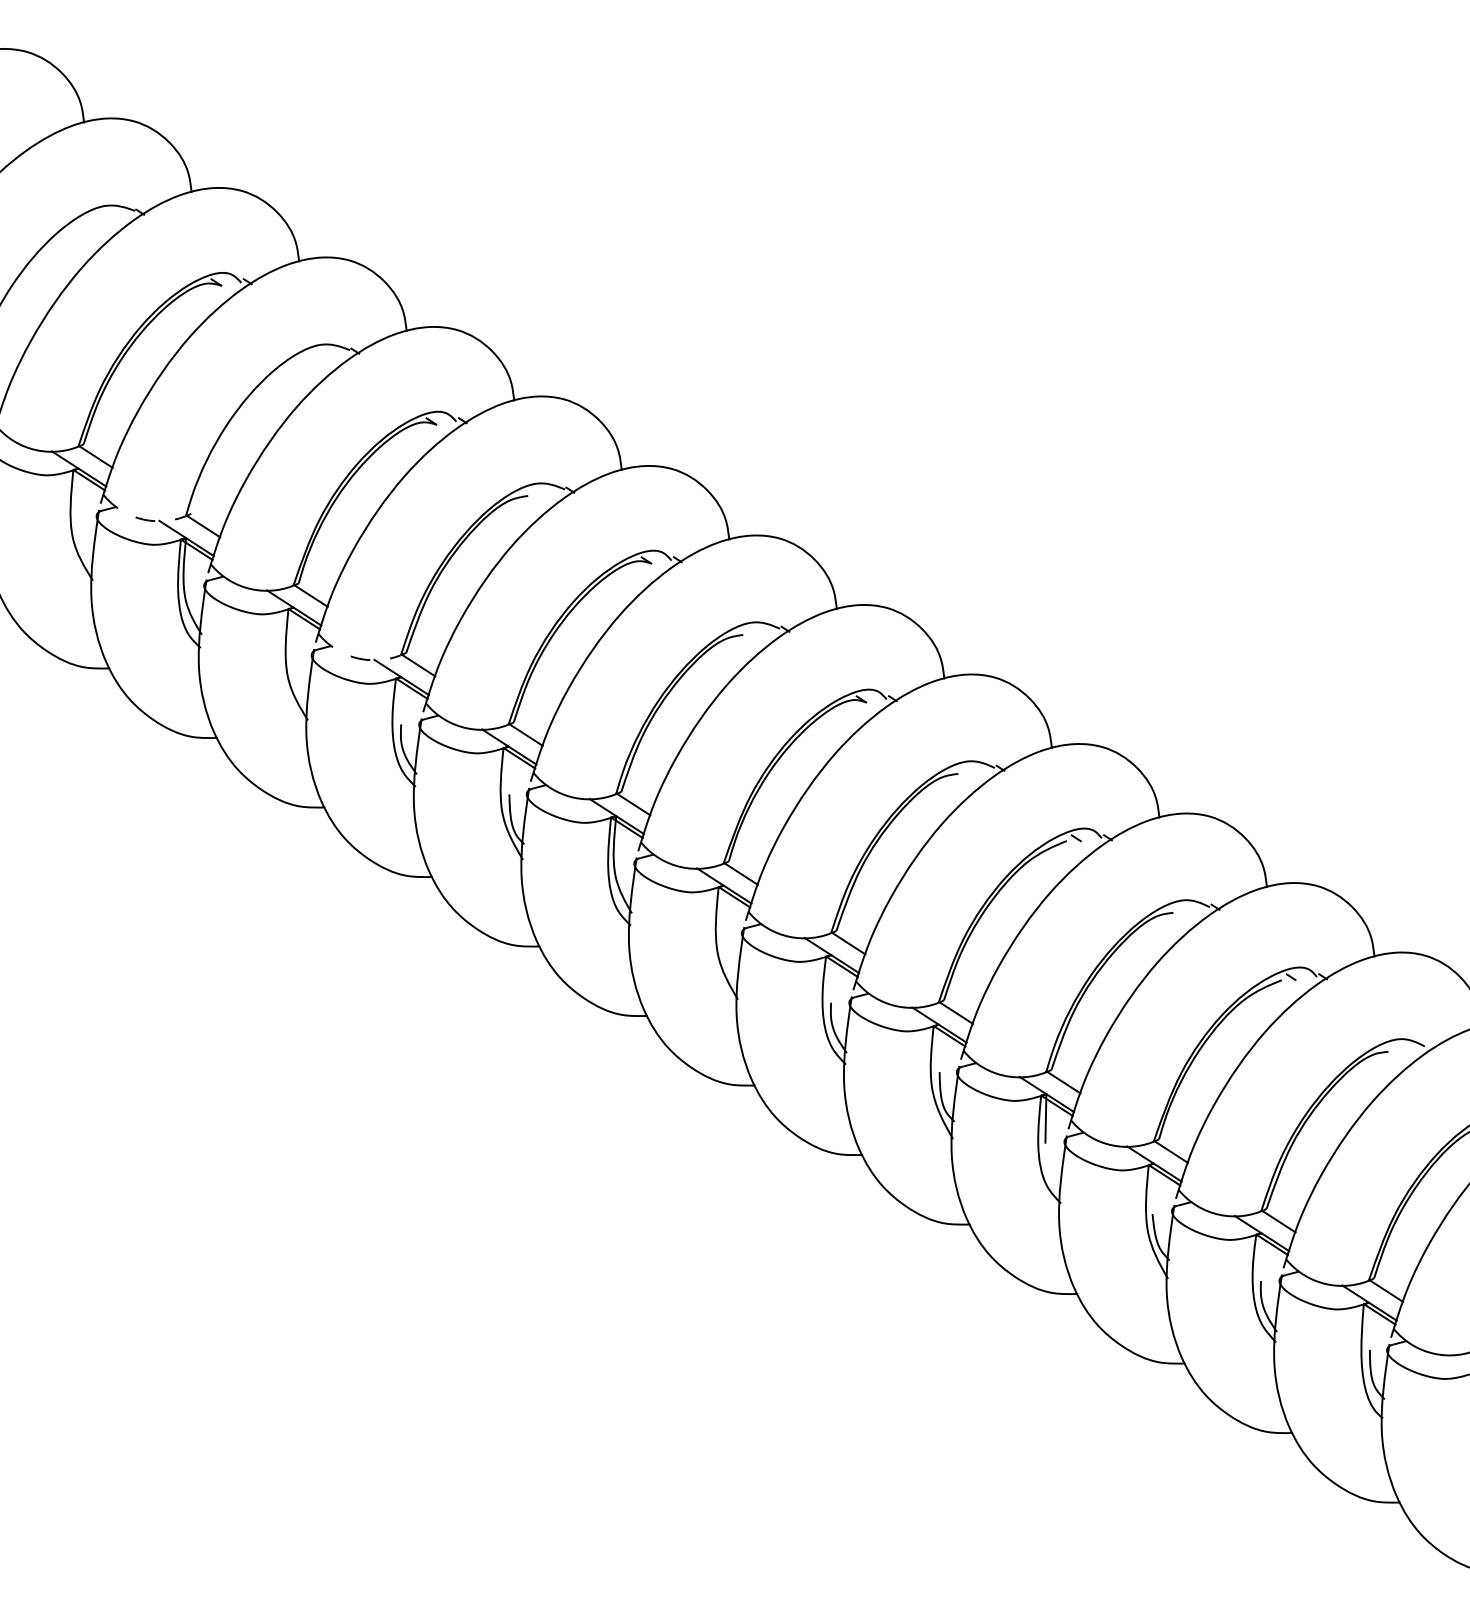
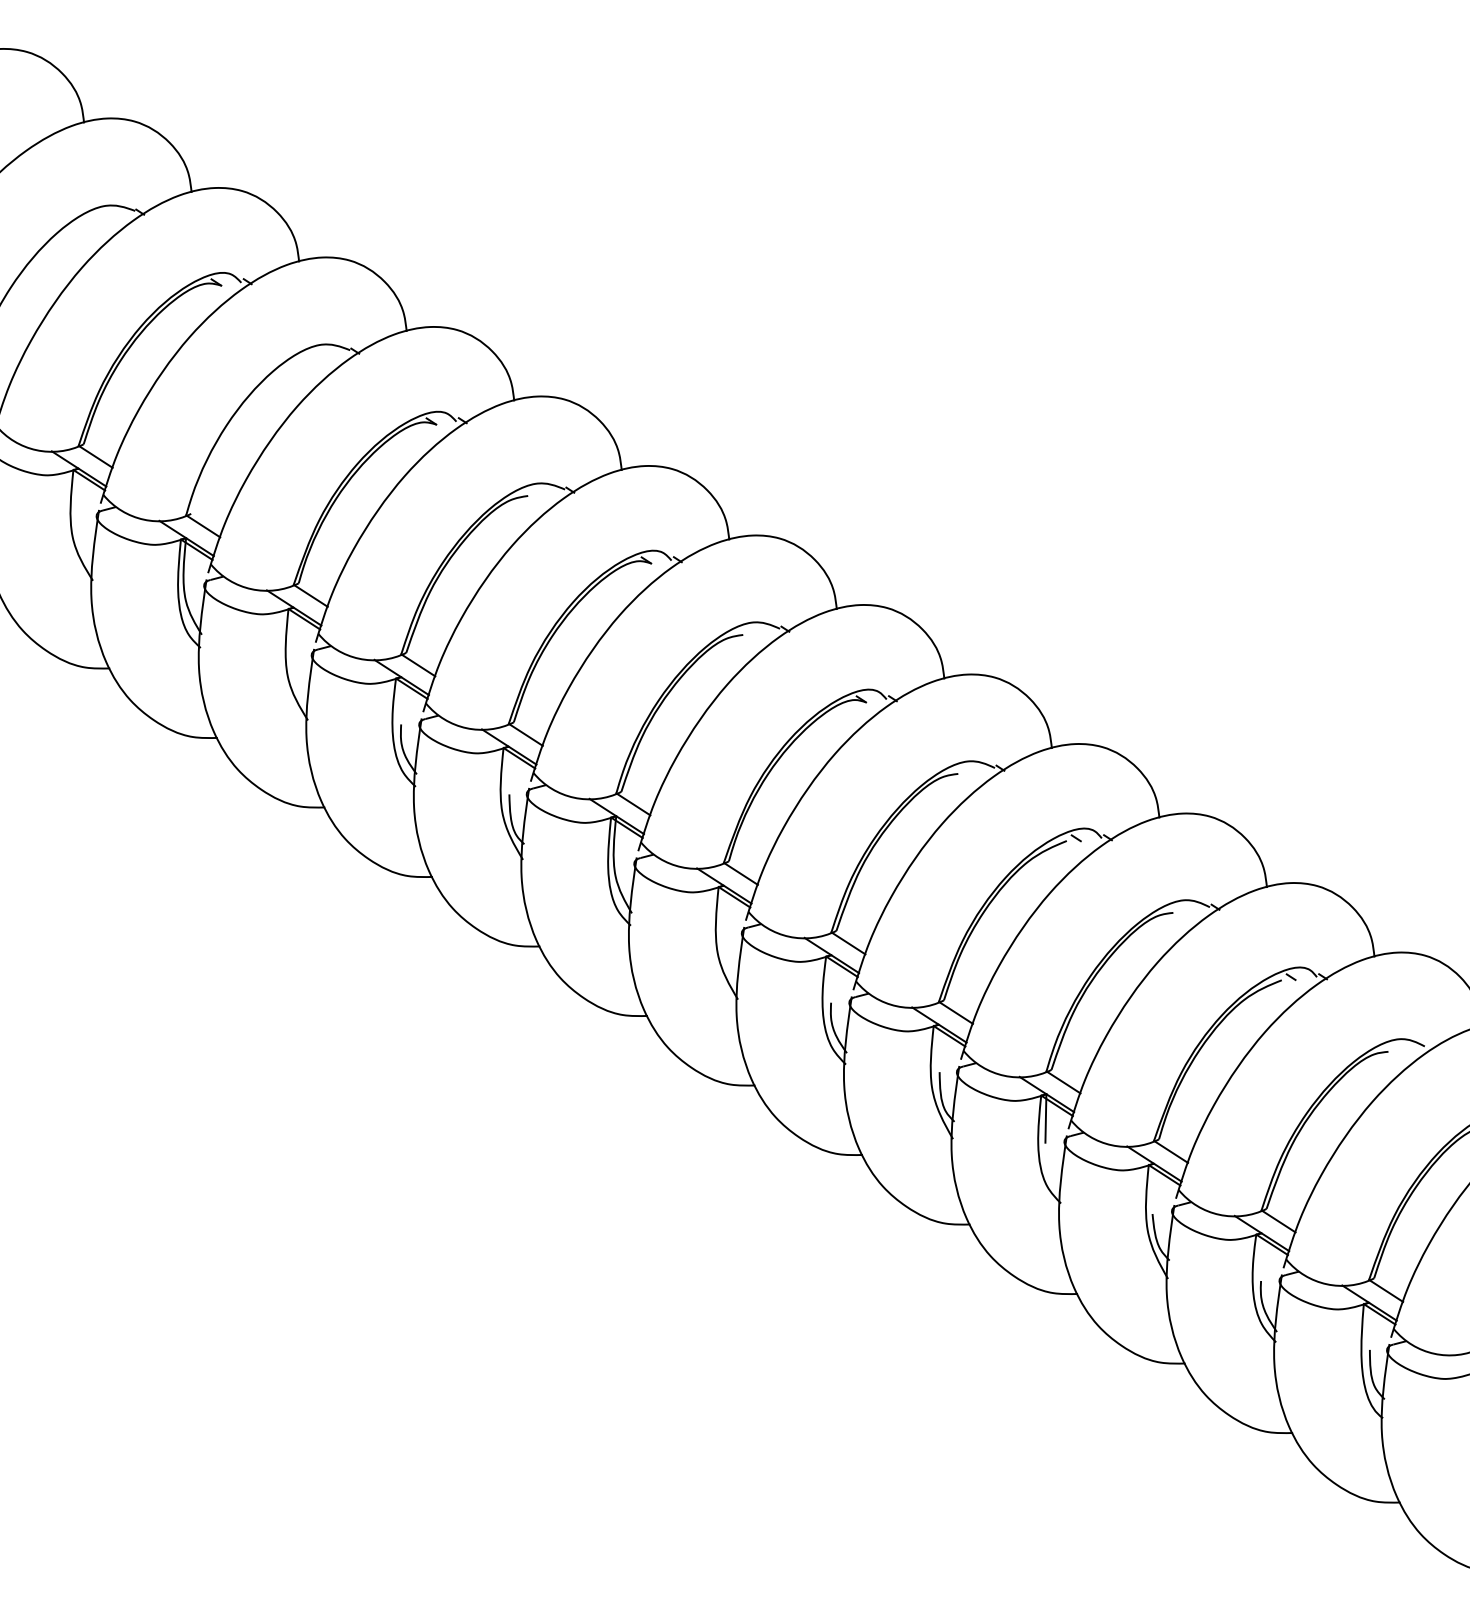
arc: dashed -> solid (143, 519)
arc: dashed -> solid (359, 658)
